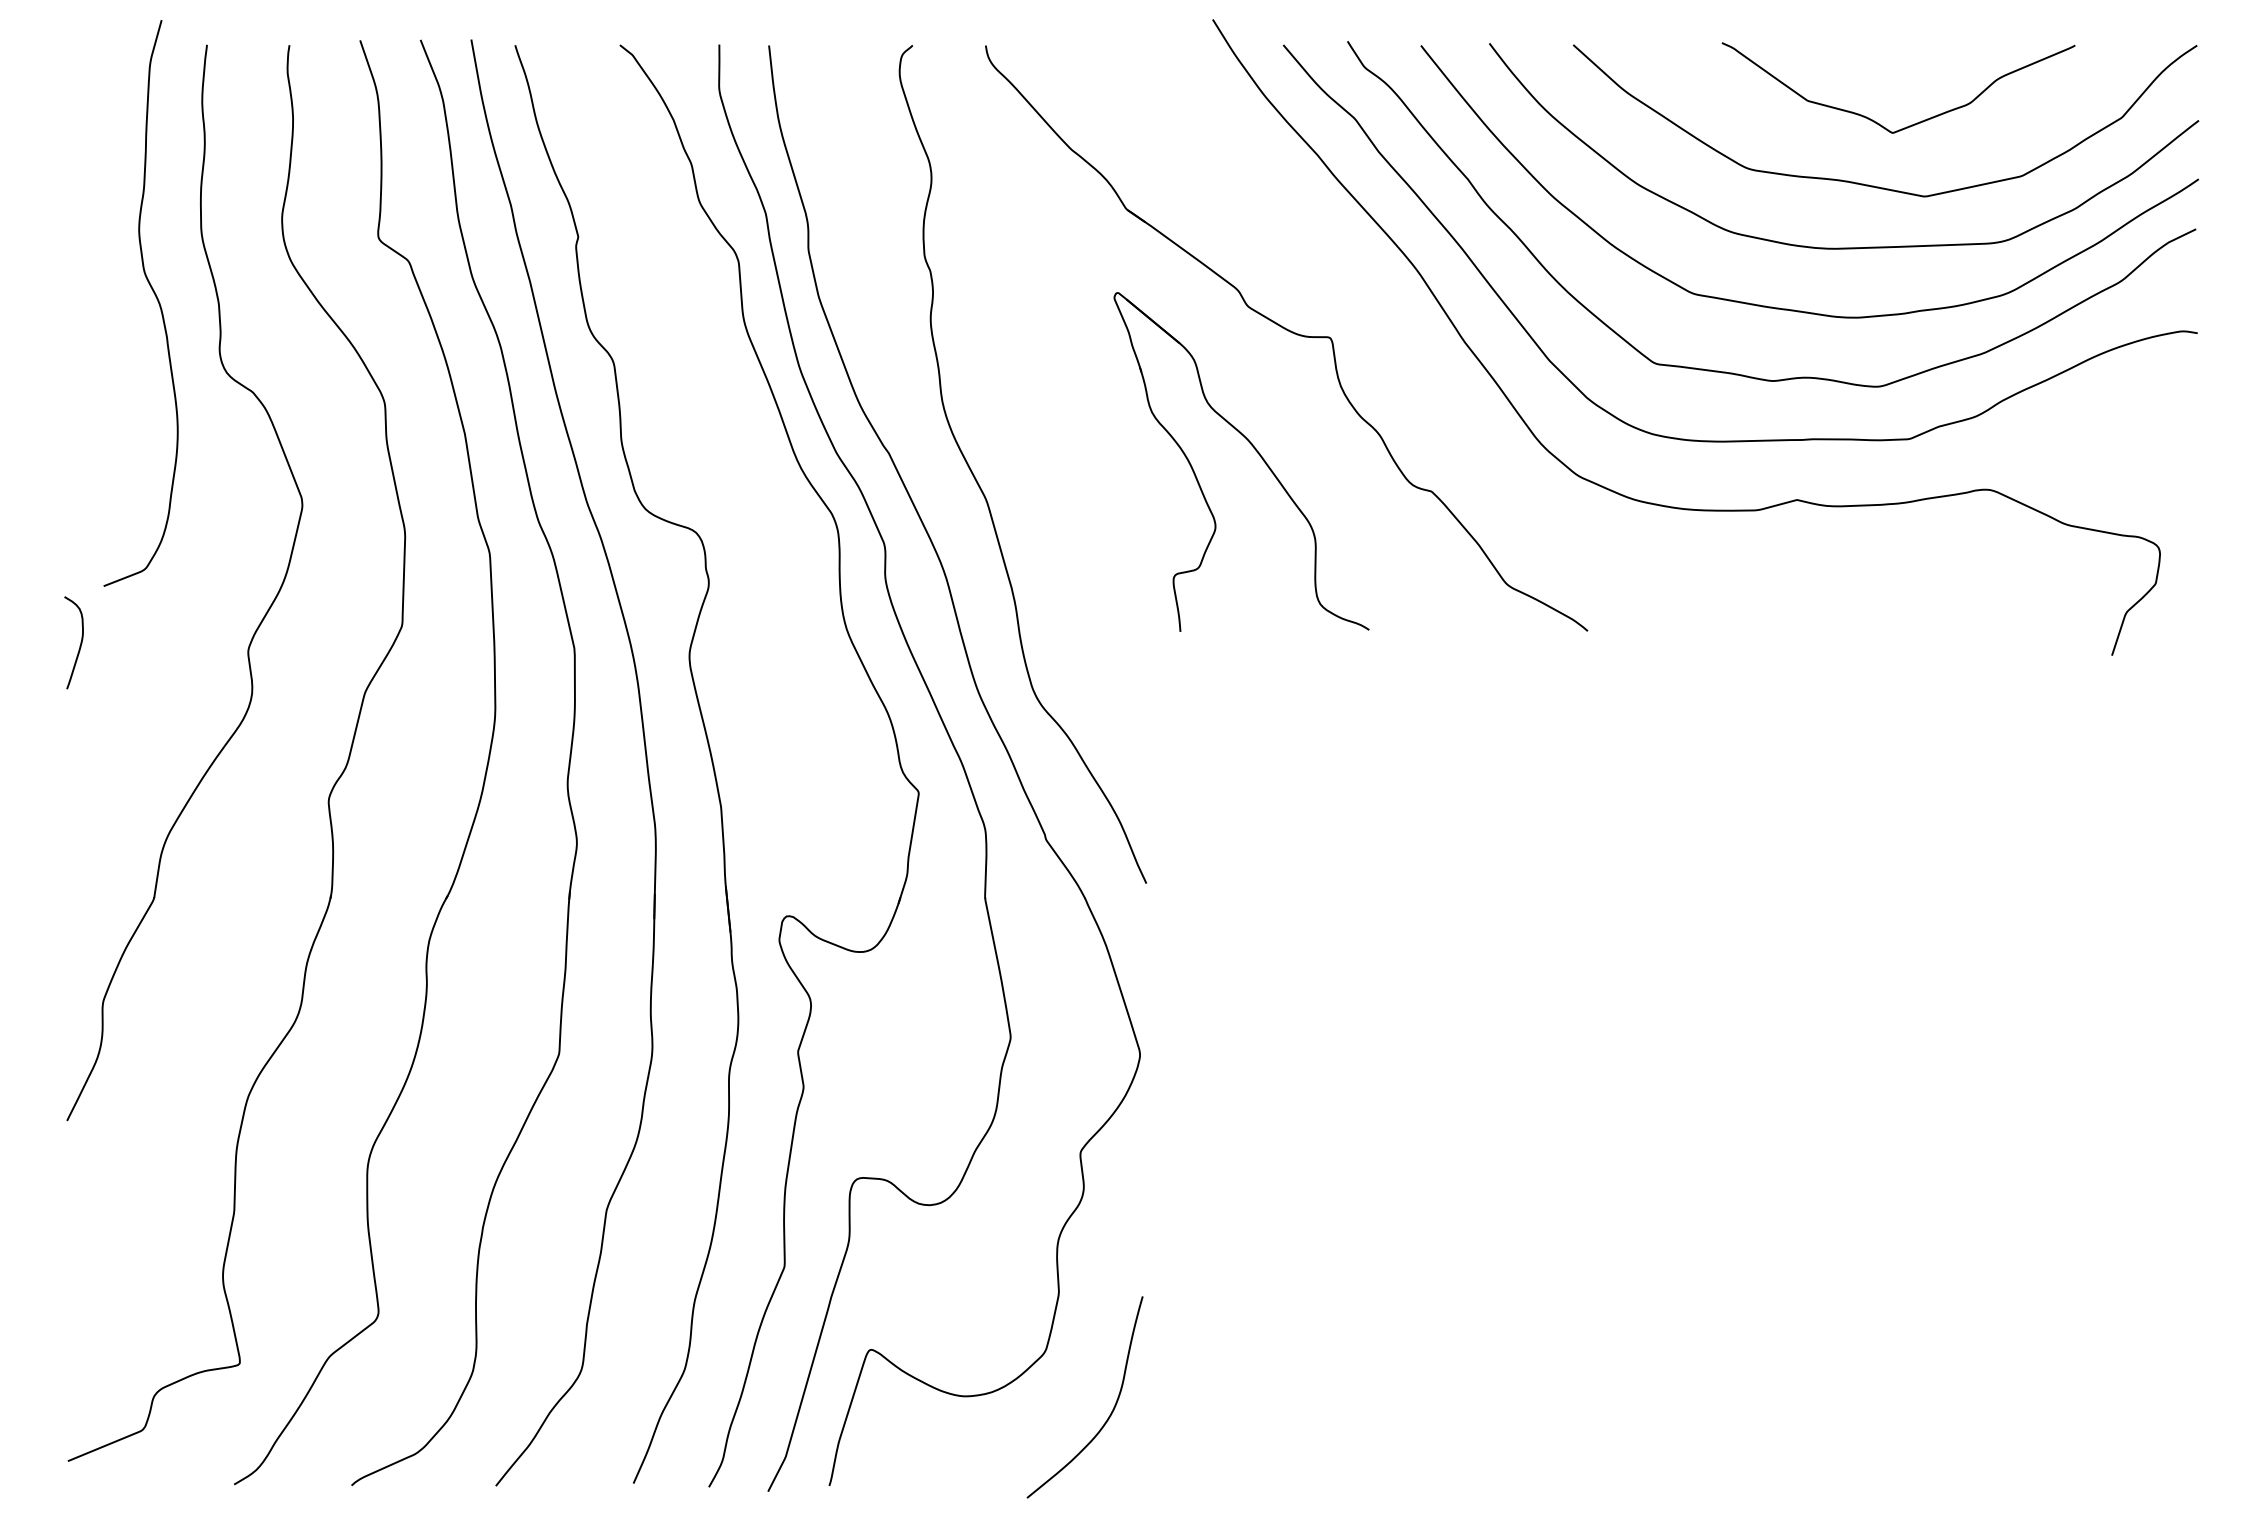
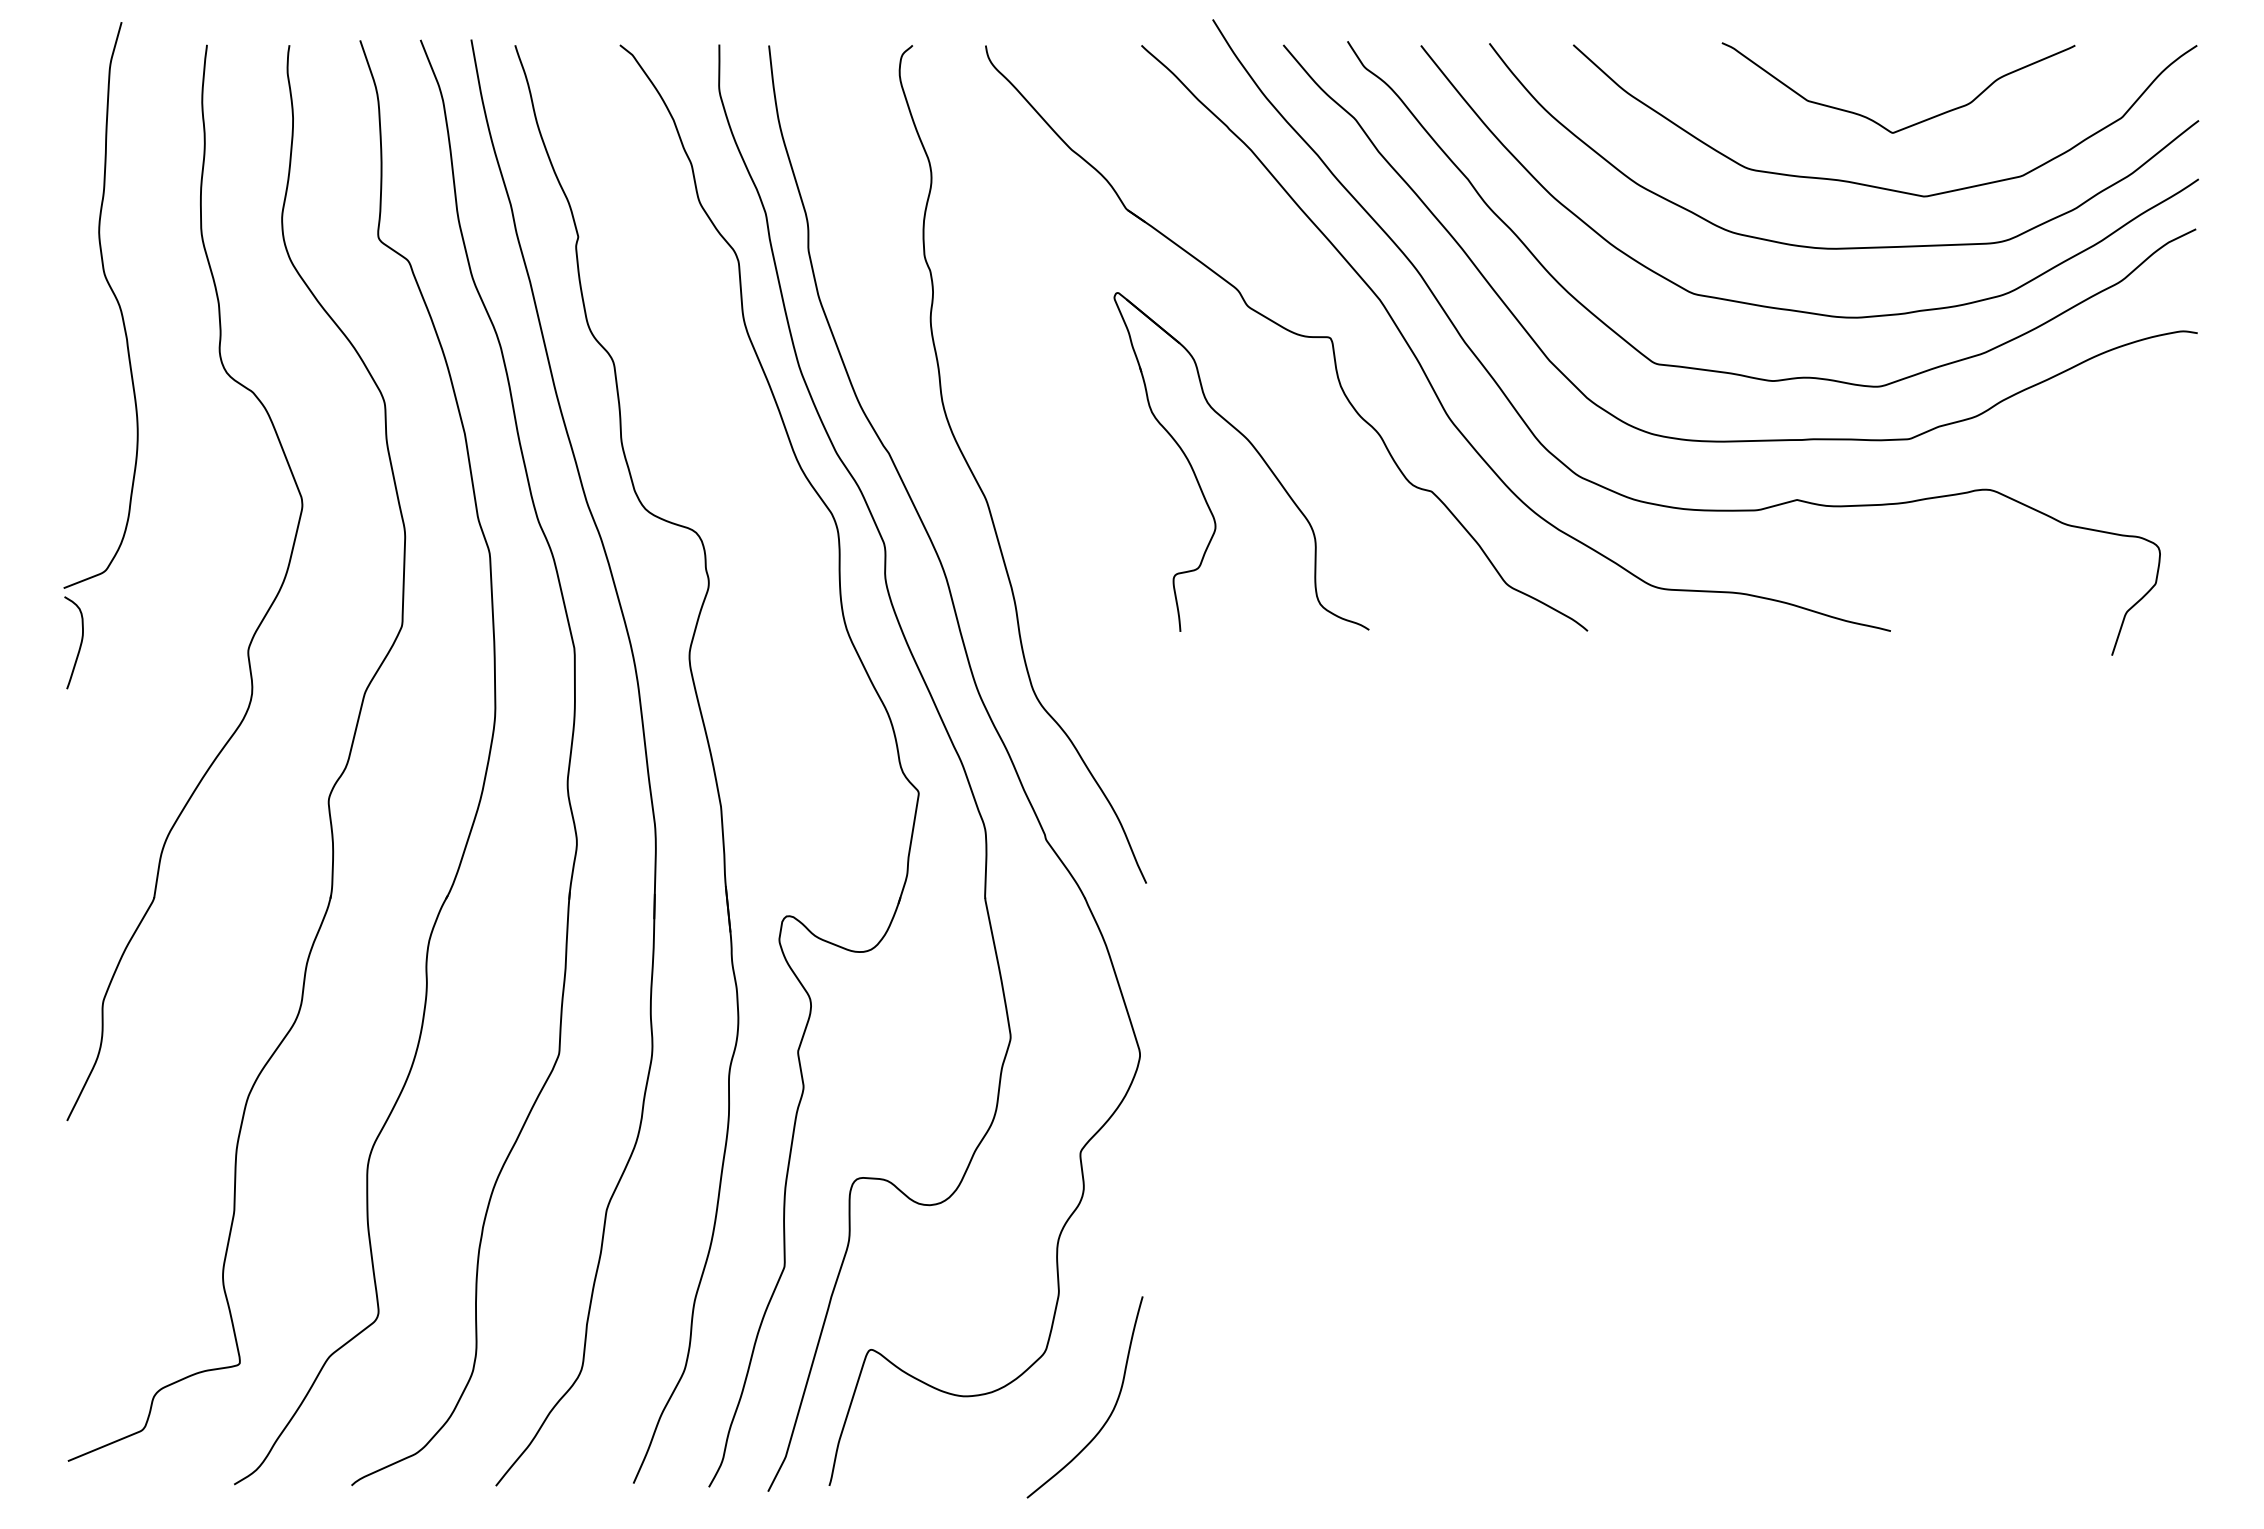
curve position: (154, 295) -> (114, 297) (114, 297)
curve: none -> present (1430, 381)
